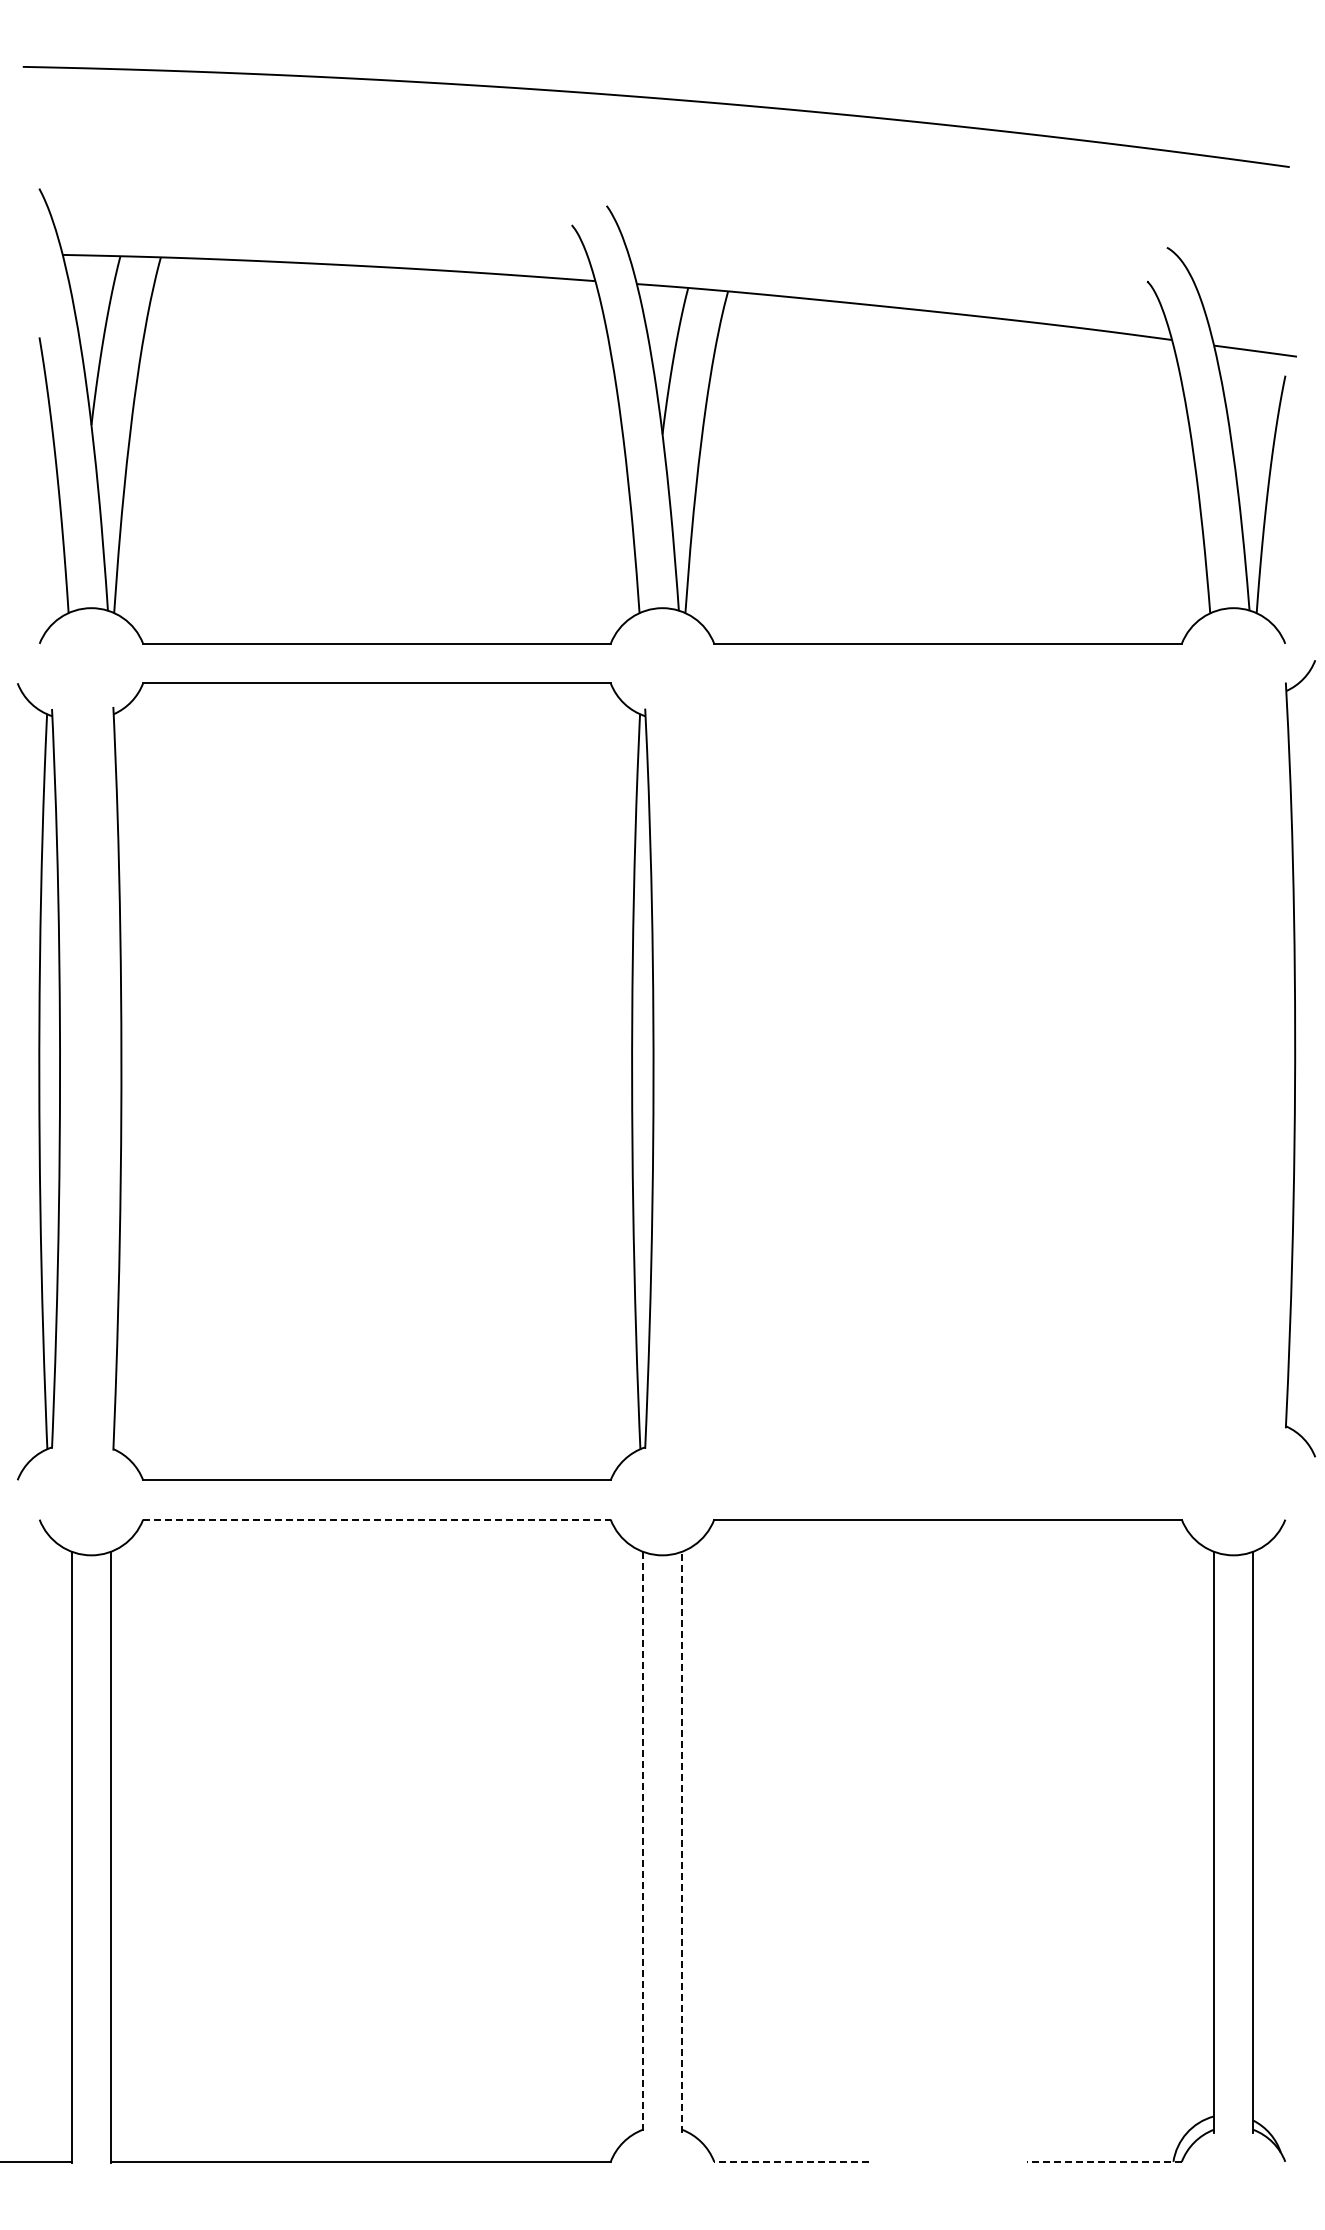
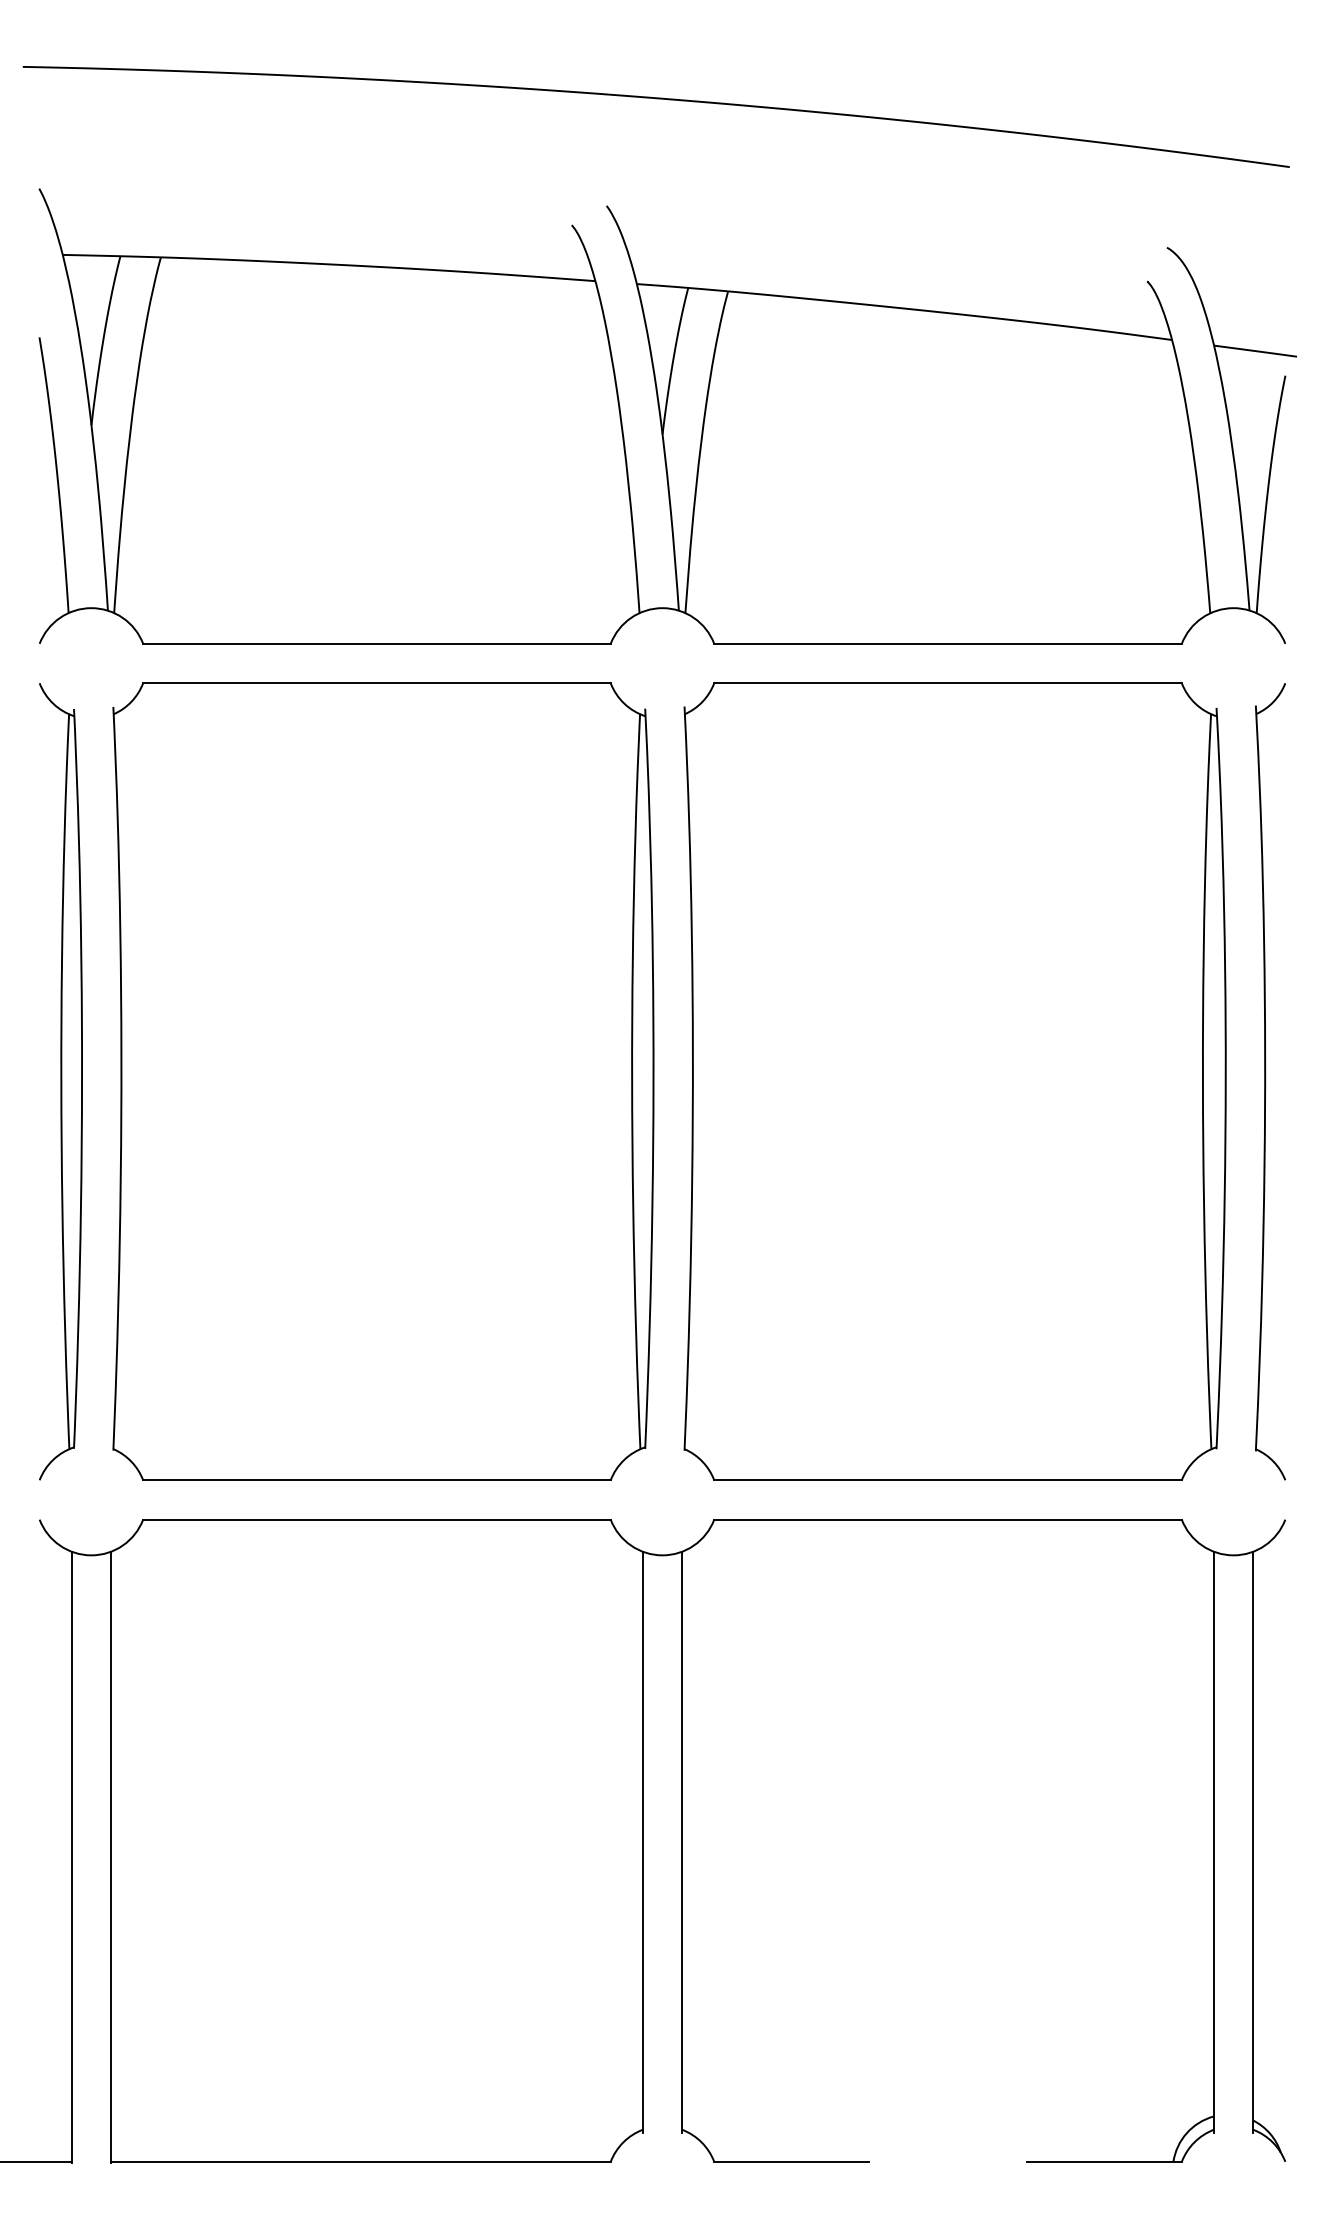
part position: (1300, 1058) -> (1270, 1081) (1270, 1081)
part position: (38, 1081) -> (60, 1081) (60, 1081)
part: none -> present (954, 1081)
line: dashed -> solid (376, 1519)
line: dashed -> solid (642, 1842)
line: dashed -> solid (682, 1842)
line: dashed -> solid (791, 2161)
line: dashed -> solid (1104, 2161)
